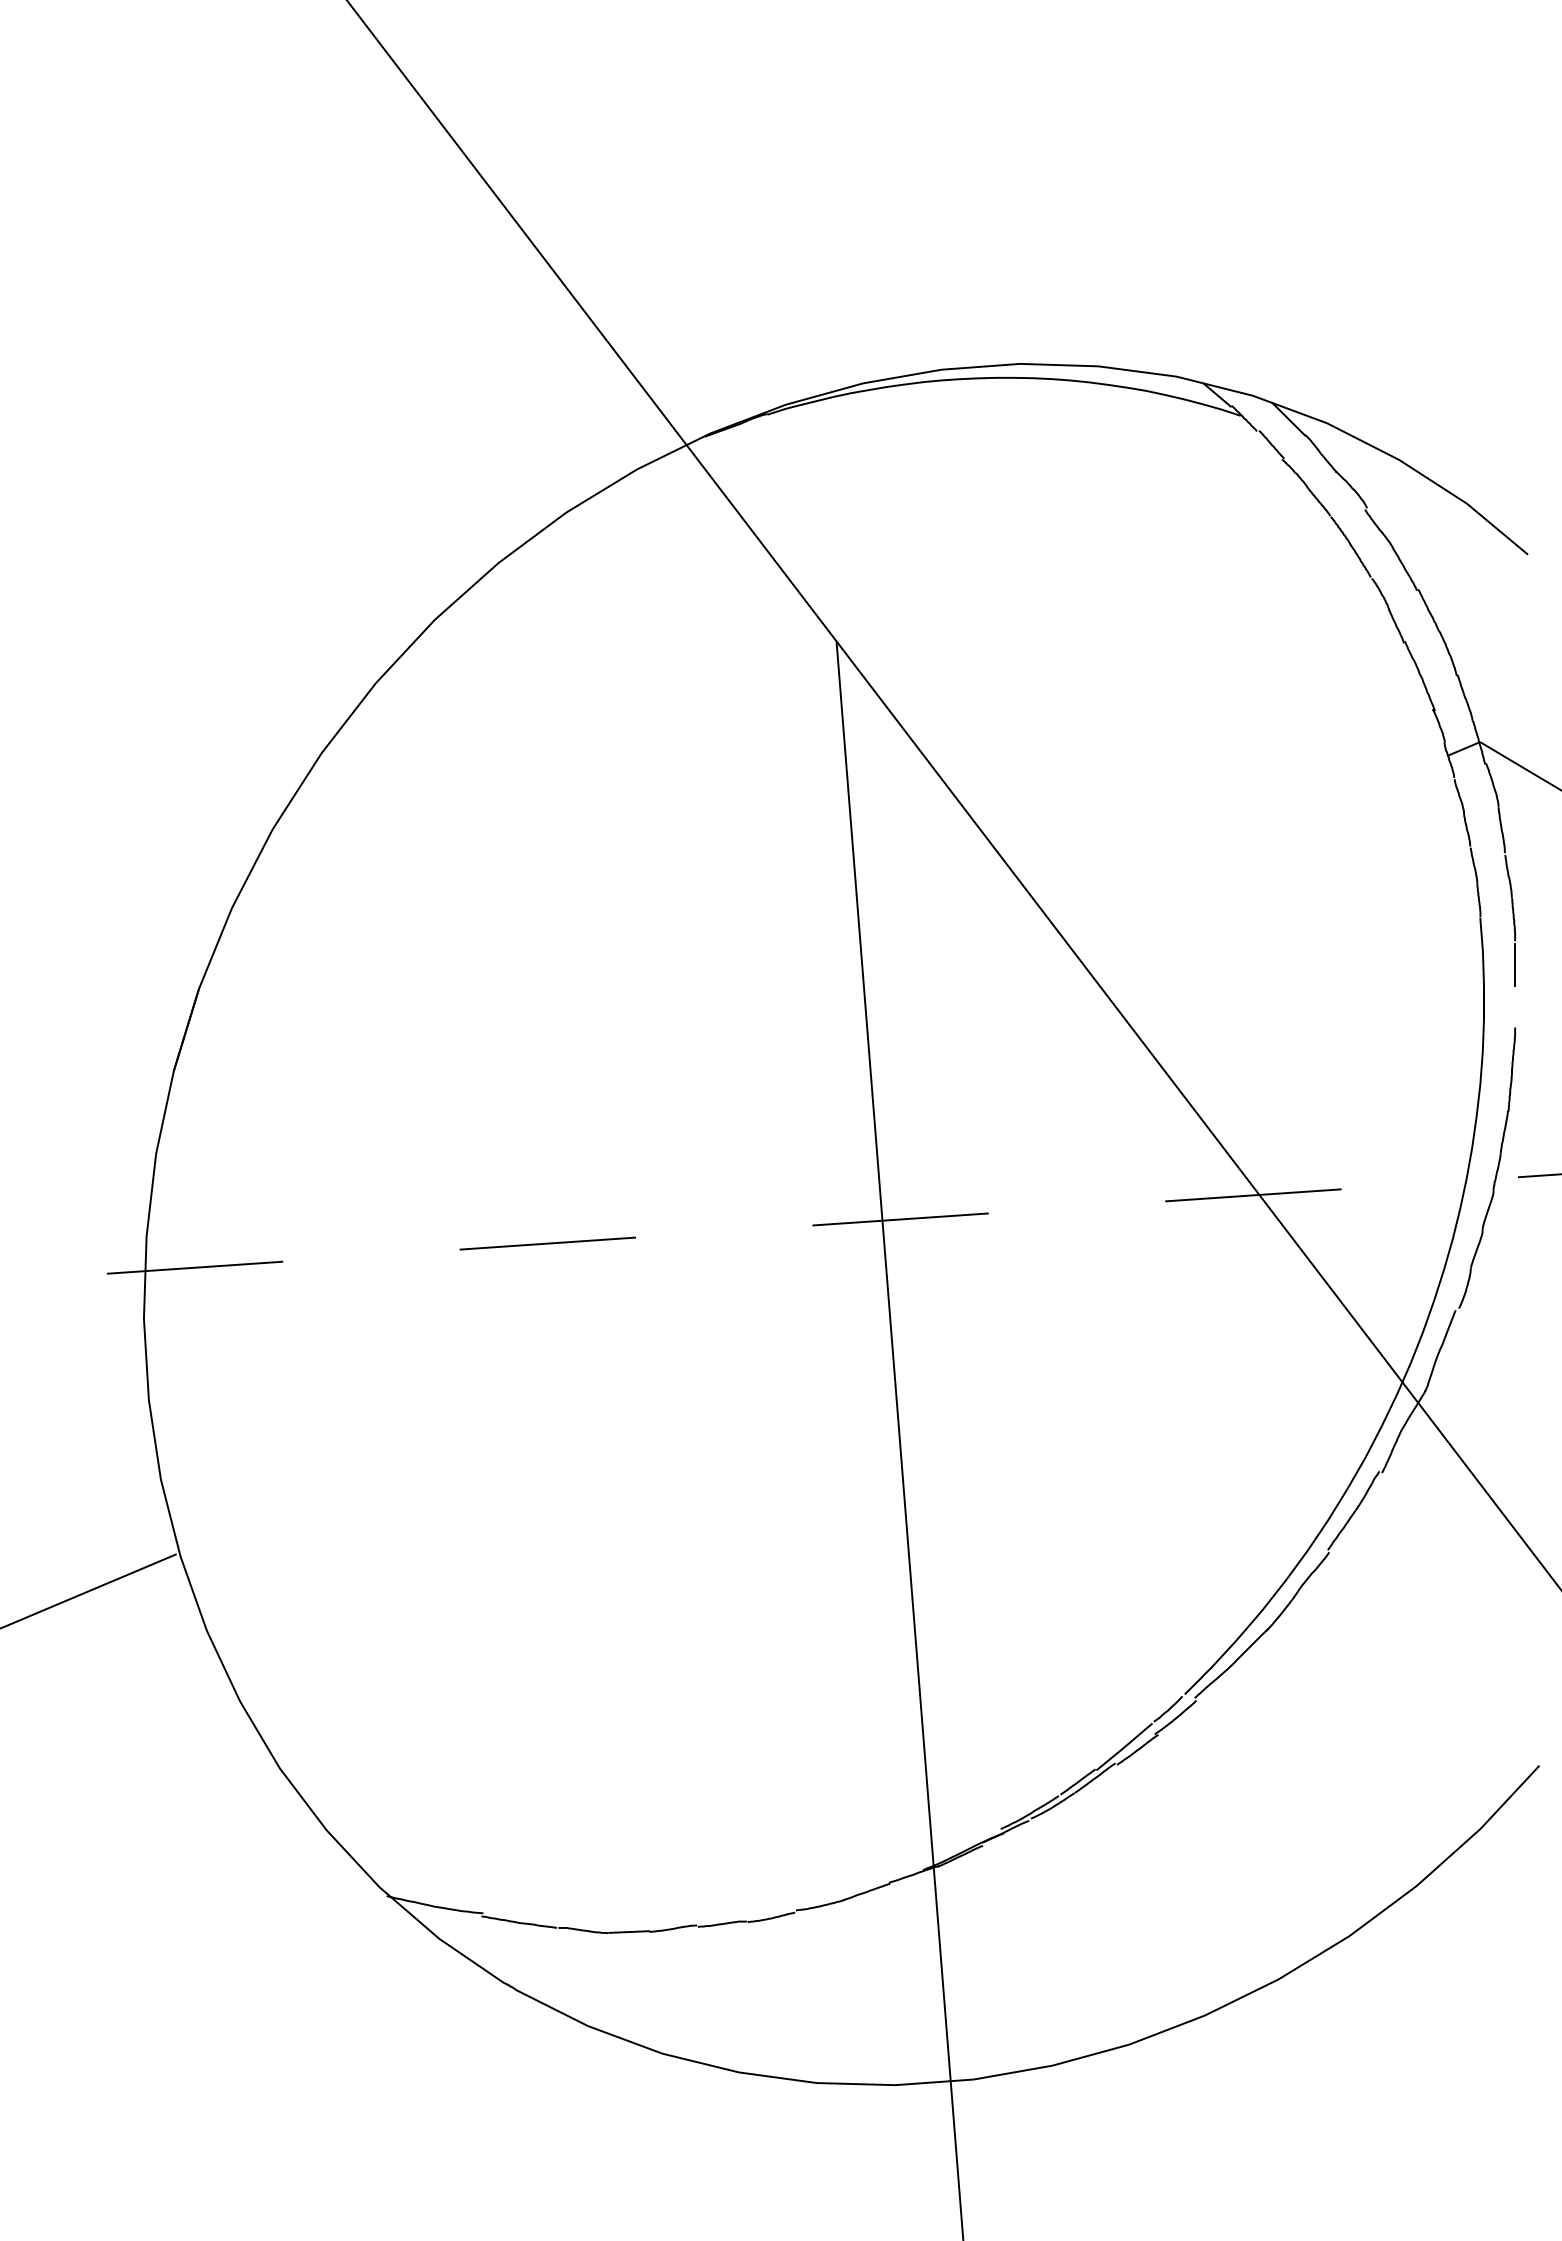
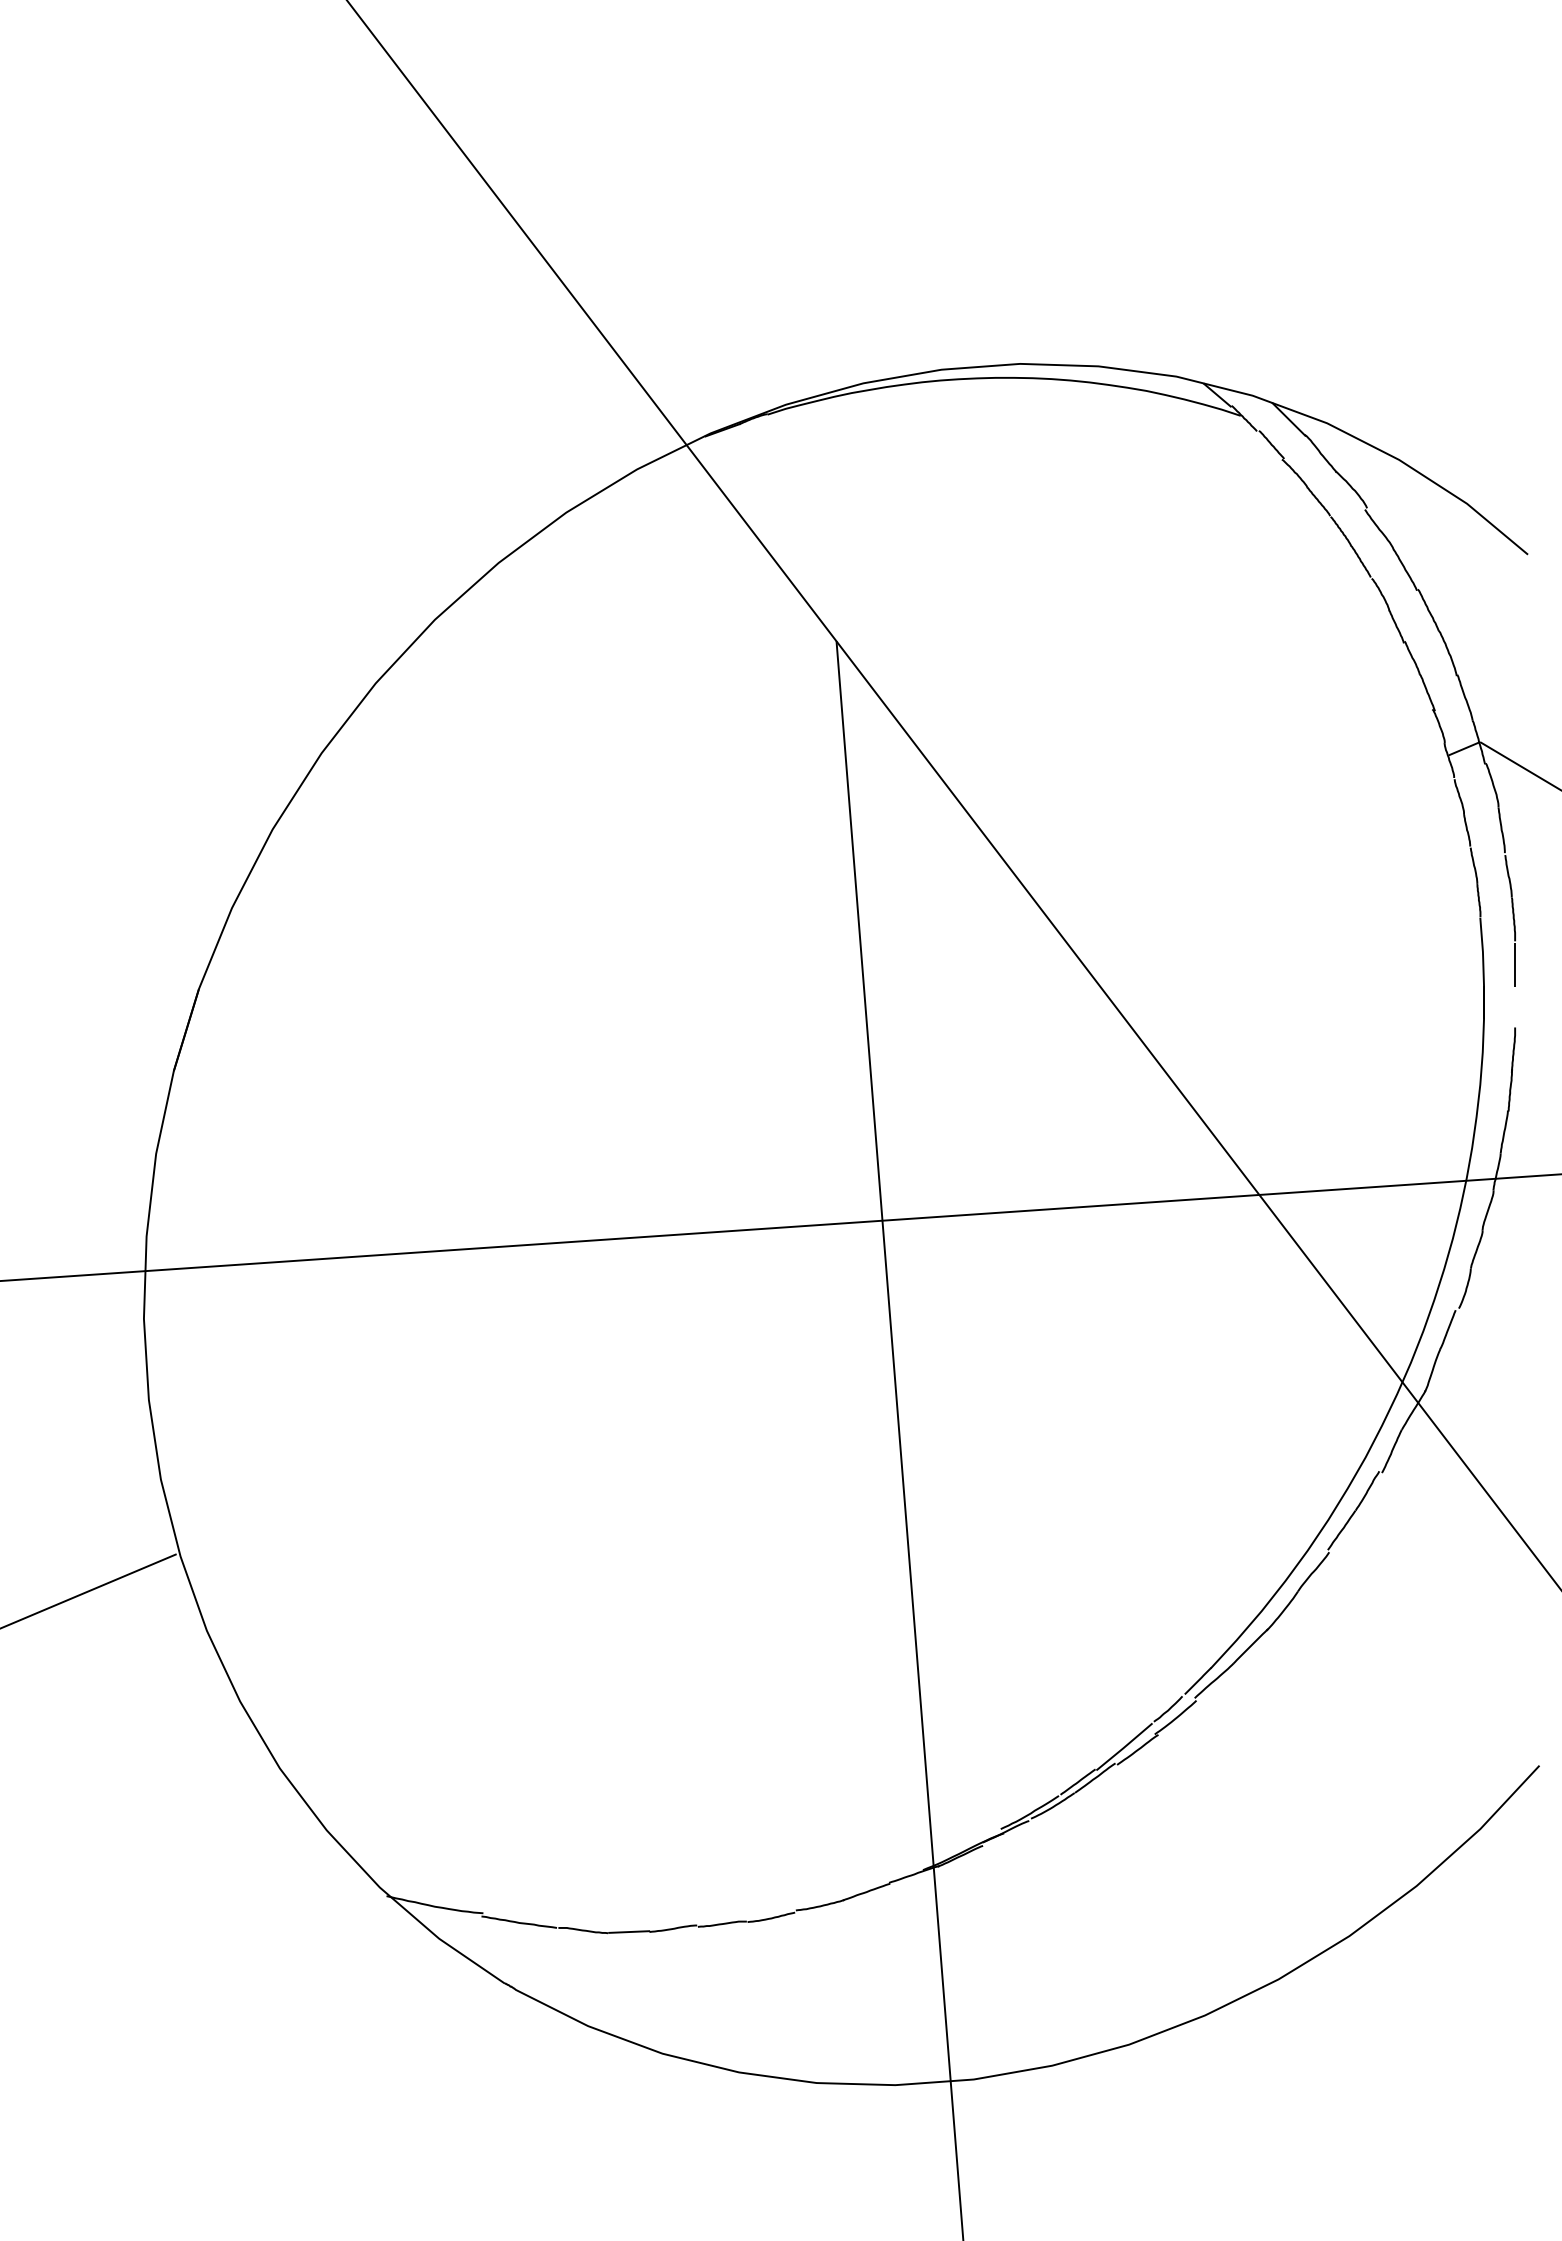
line: dashed -> solid (781, 1227)
